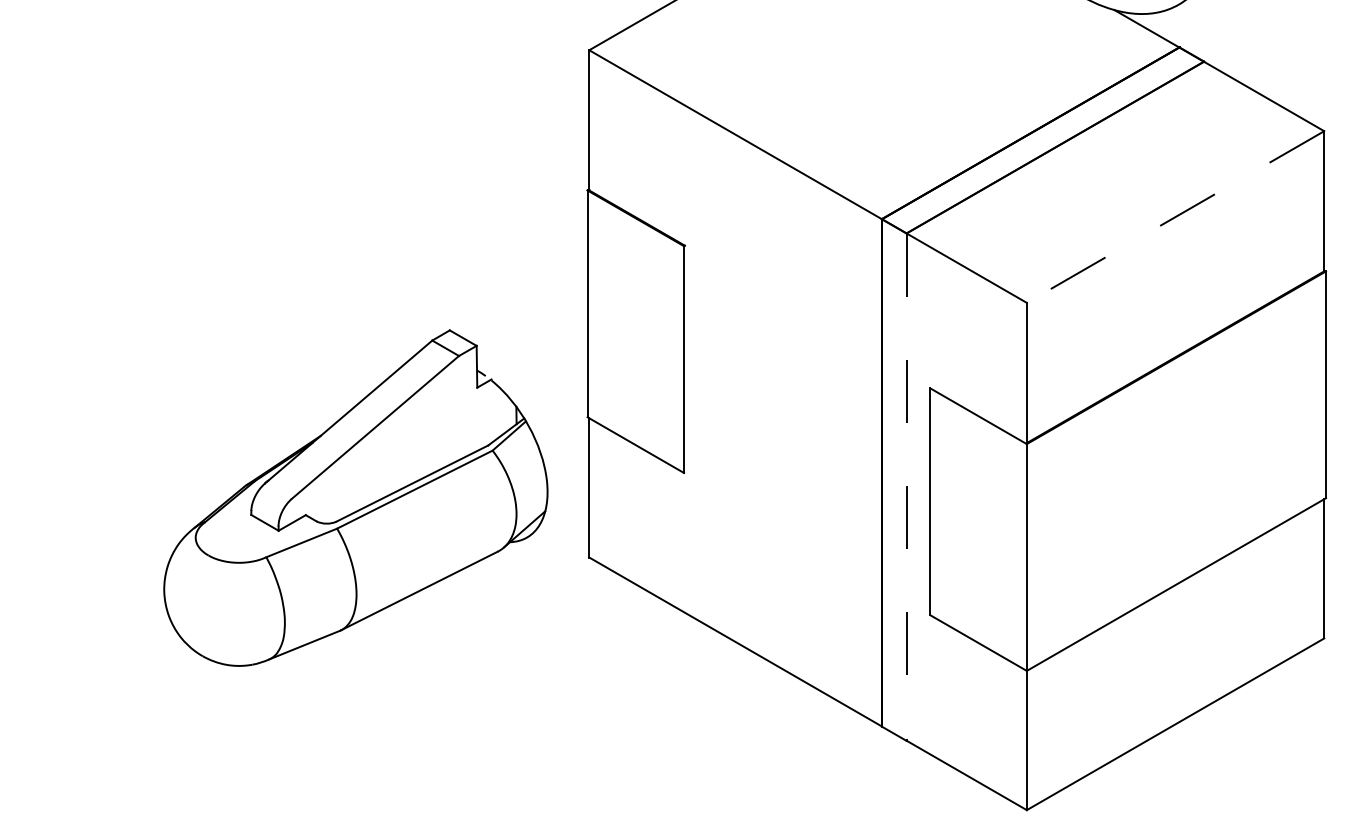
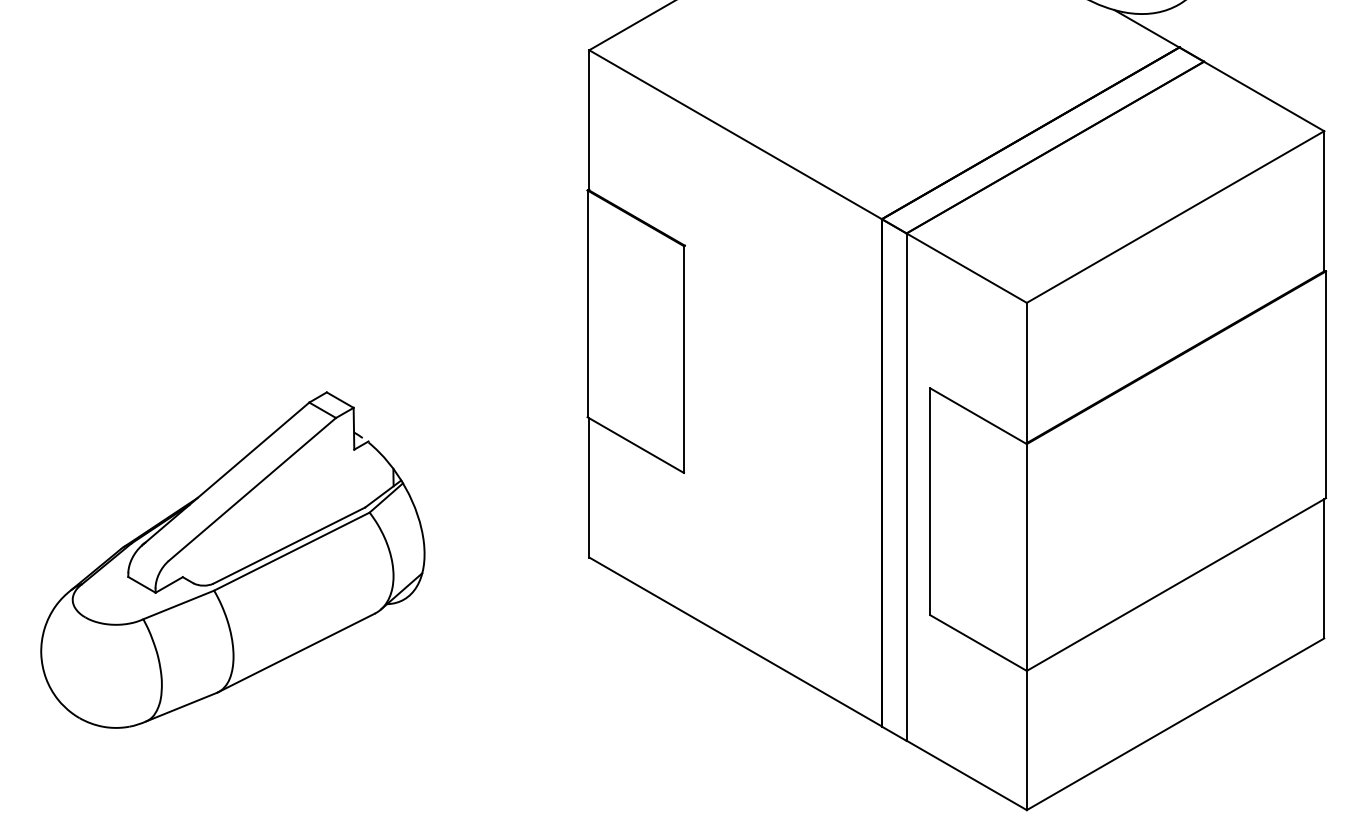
line: dashed -> solid (1175, 217)
line: dashed -> solid (906, 487)
part position: (355, 497) -> (232, 559) (232, 559)
